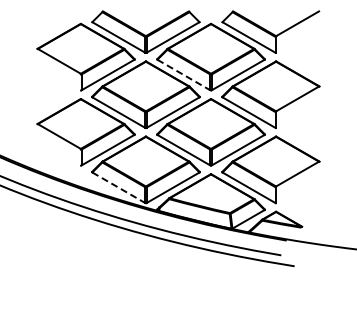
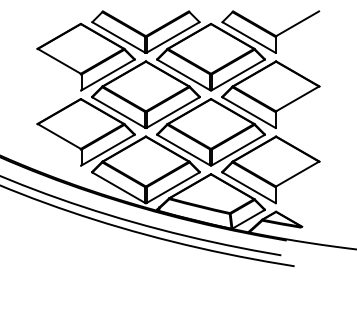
line: dashed -> solid (183, 75)
line: dashed -> solid (118, 187)
